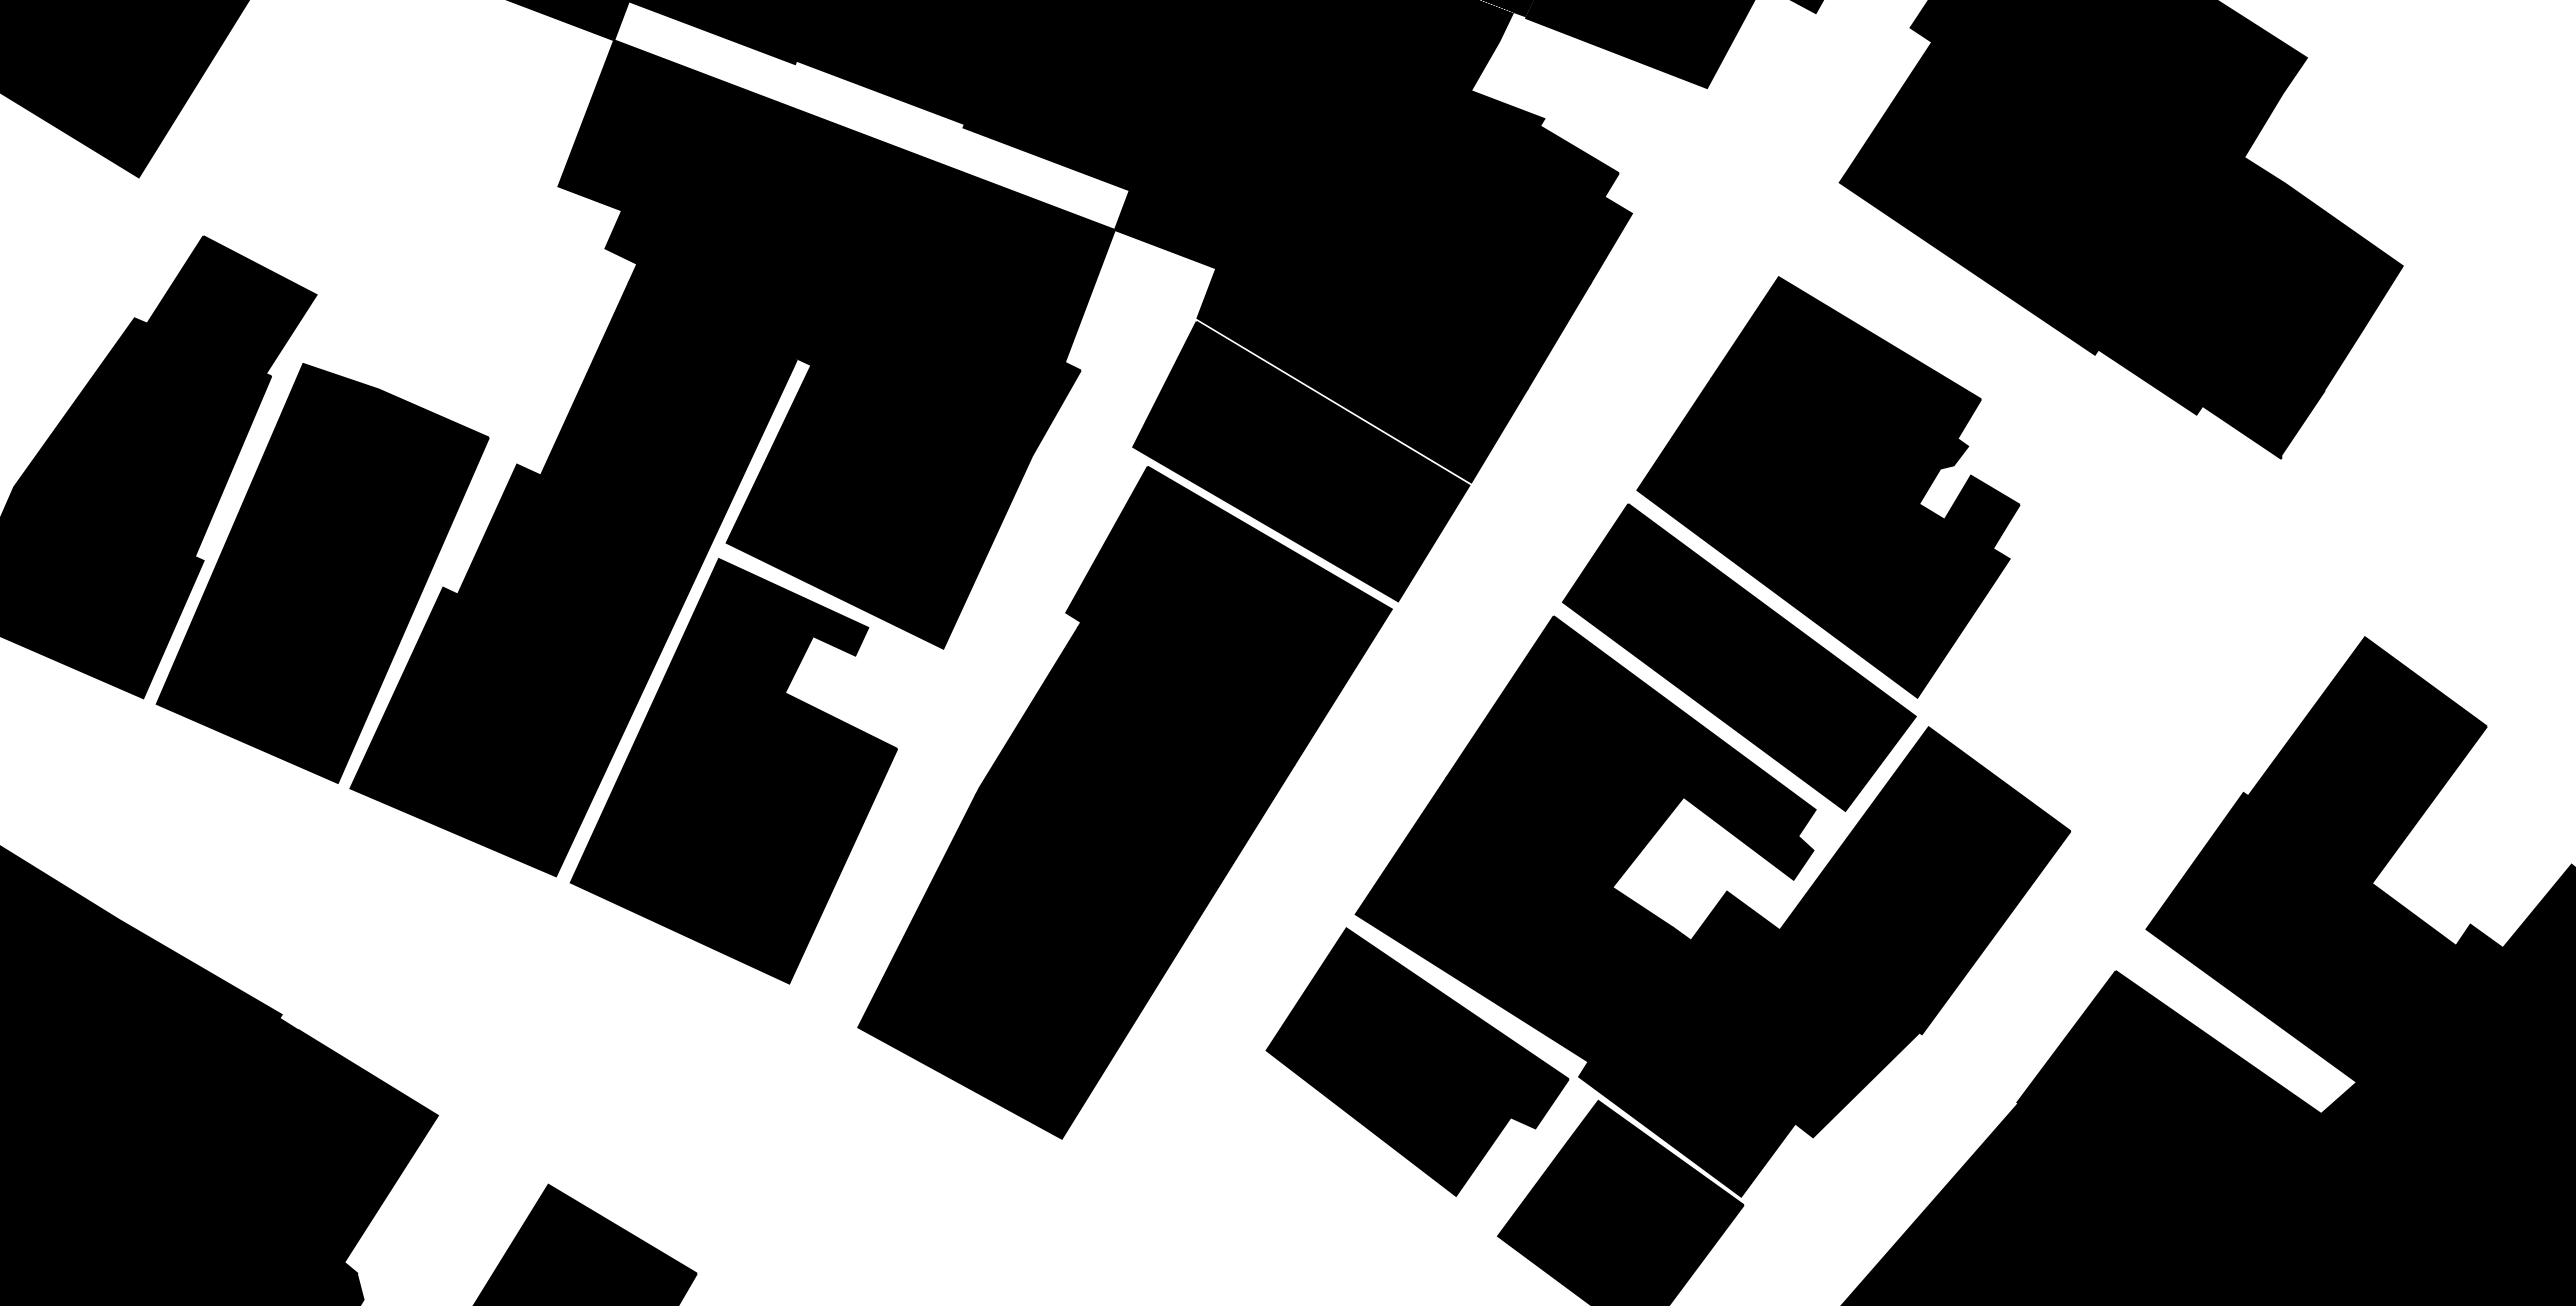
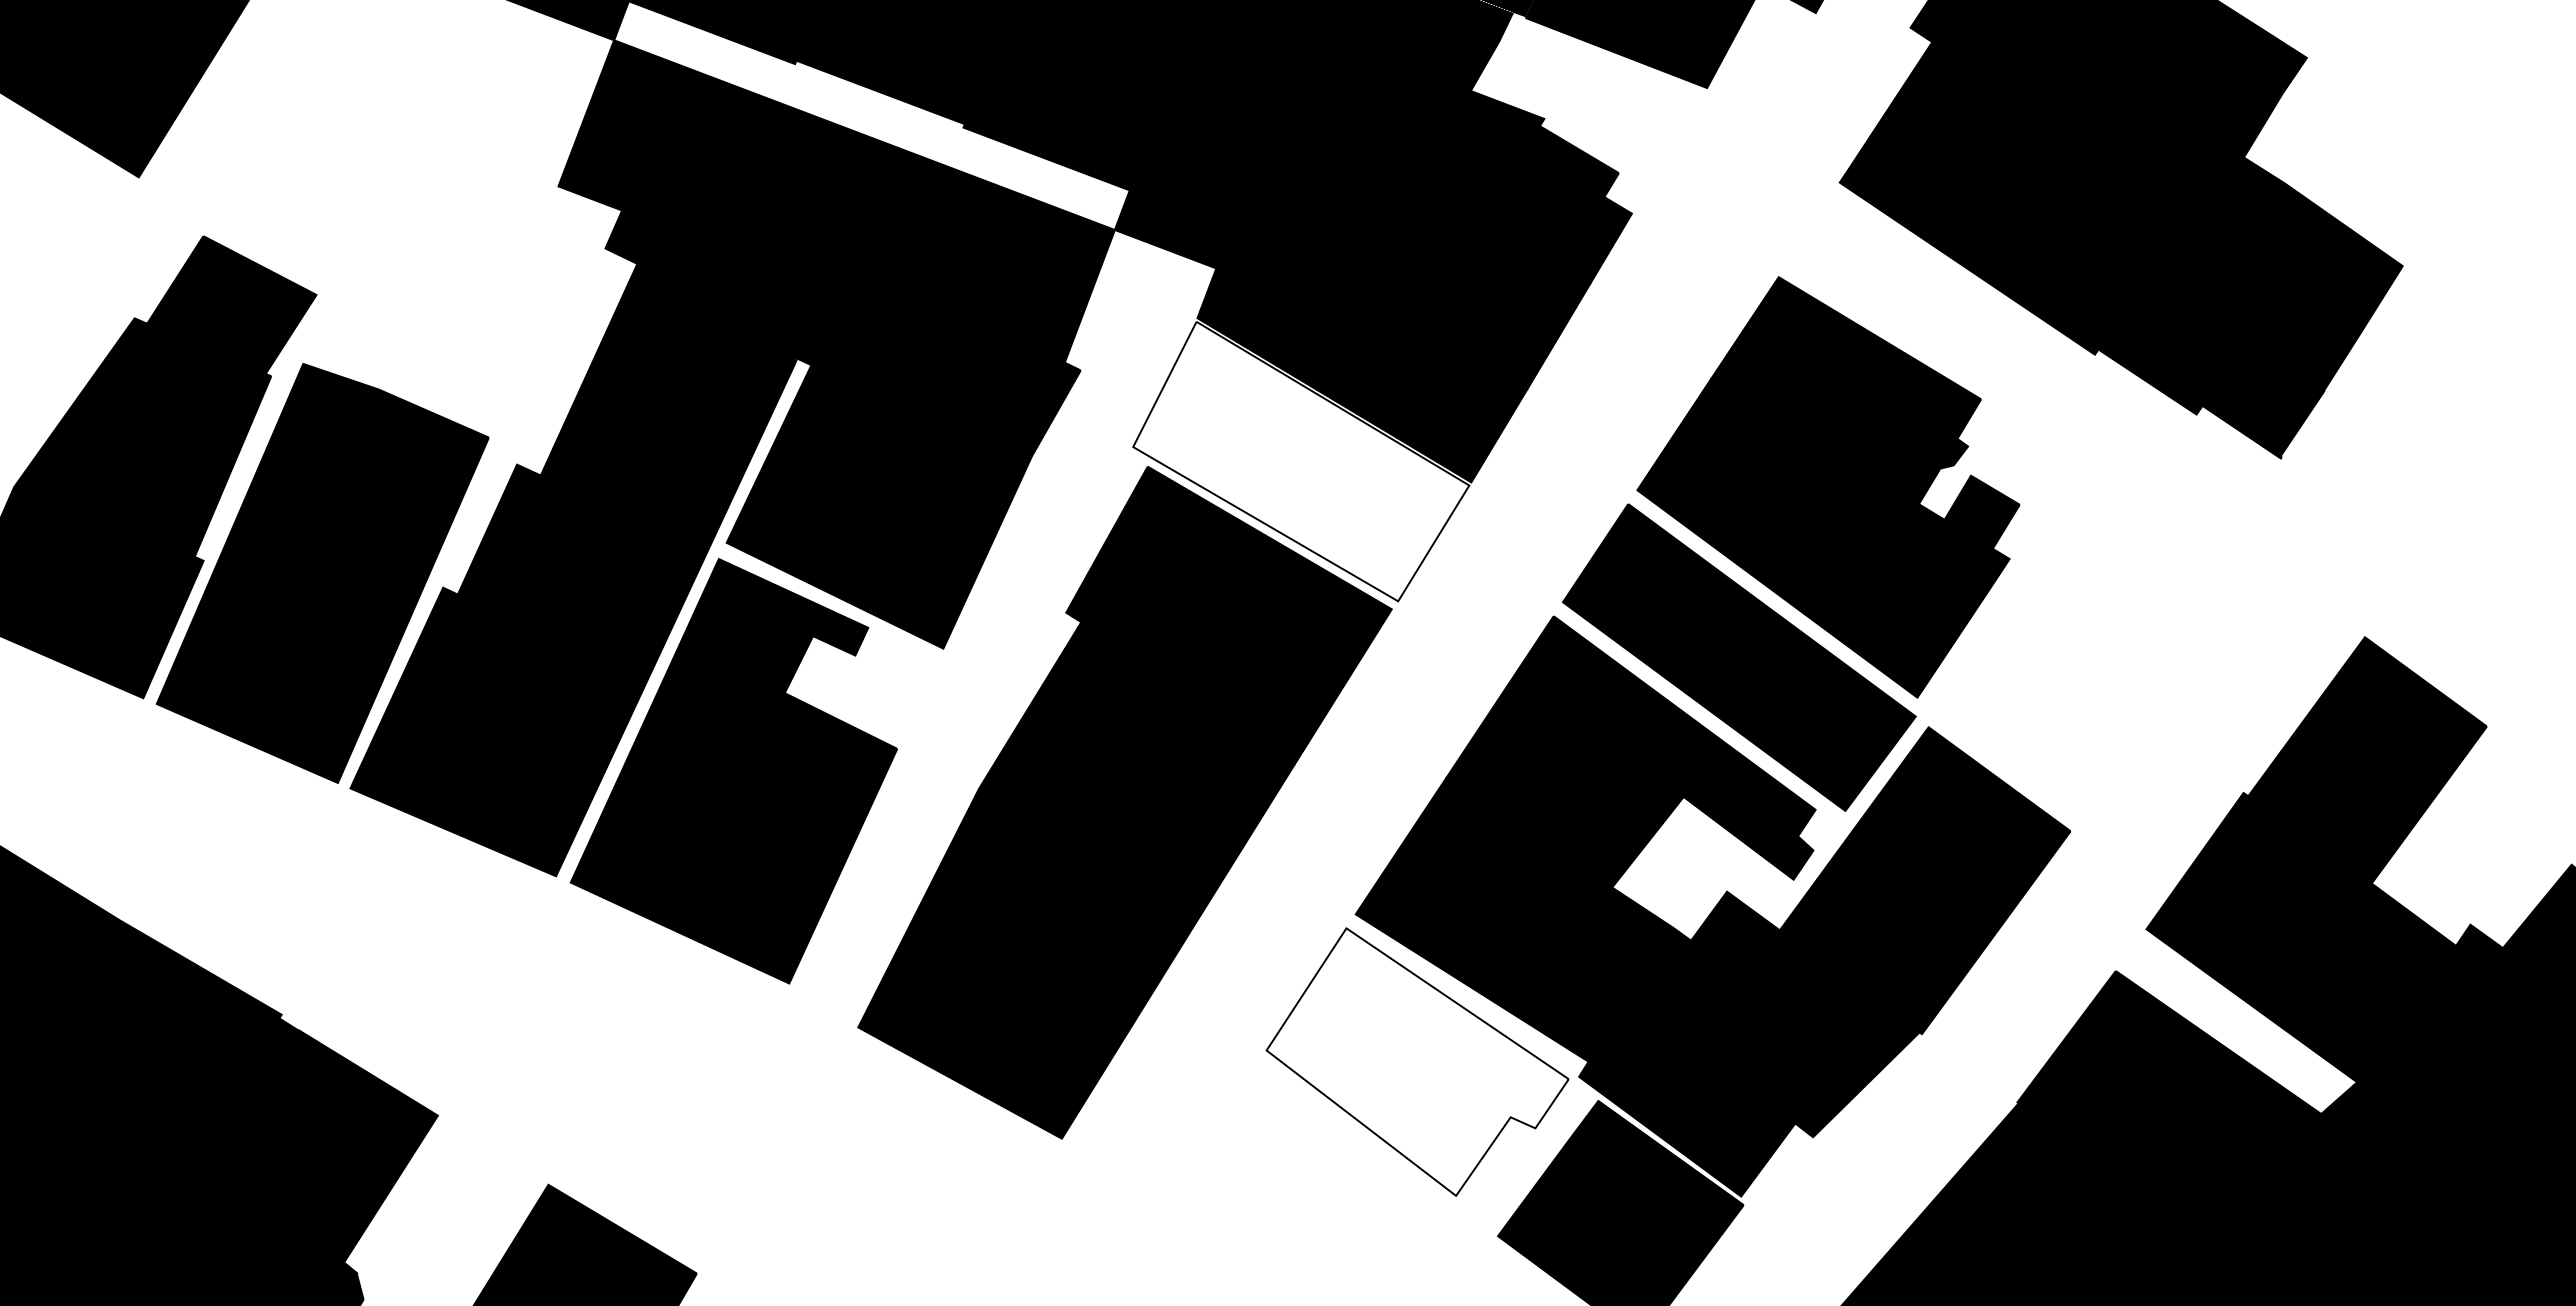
fill: present -> none (1301, 461)
fill: present -> none (1417, 1061)
